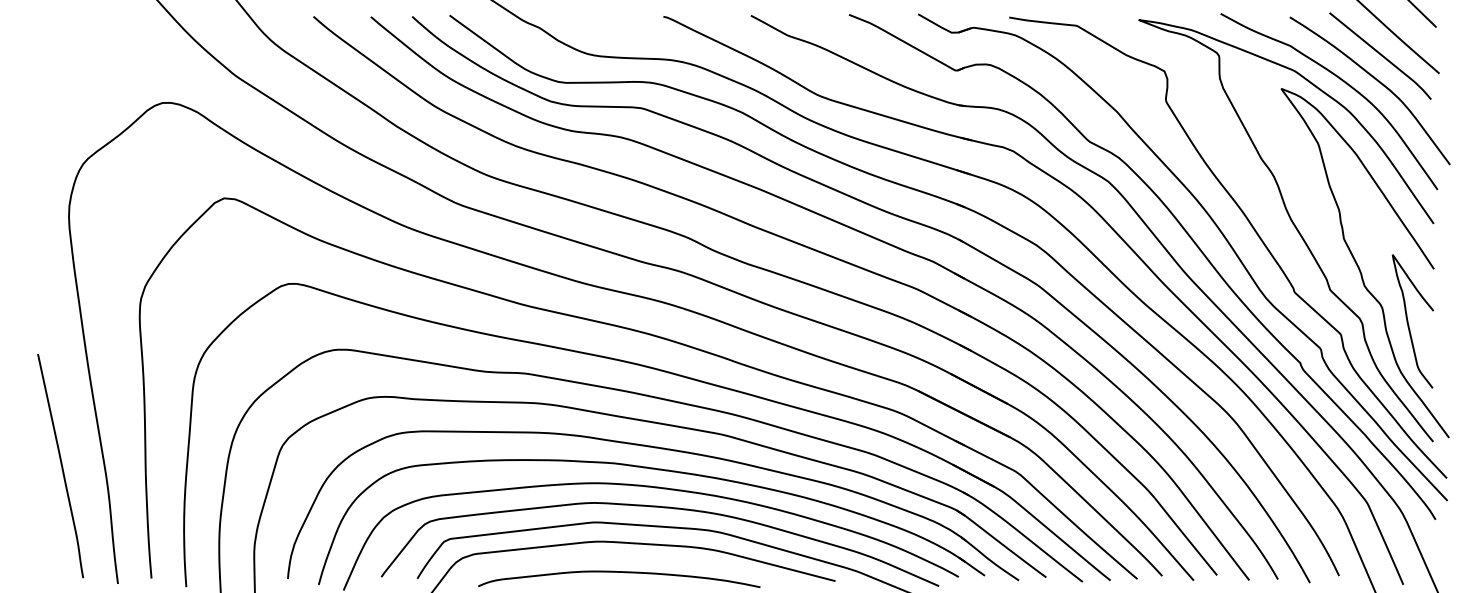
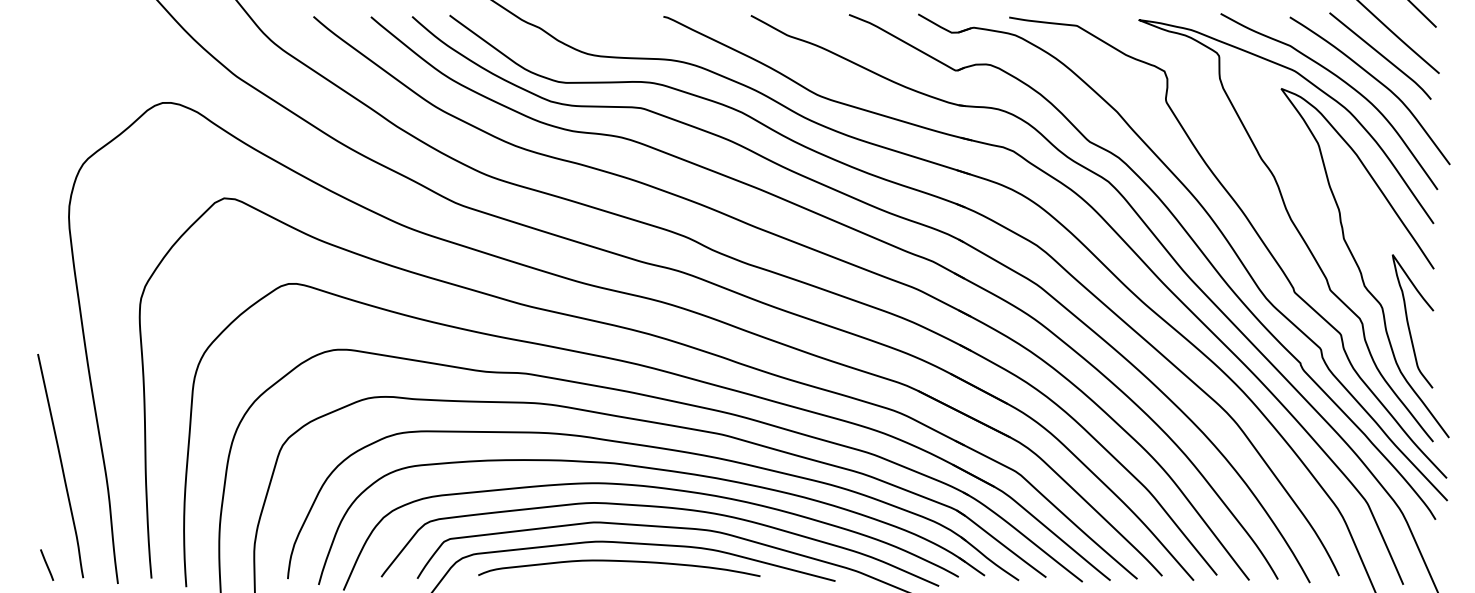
line: none -> present (47, 564)
curve position: (619, 572) -> (619, 561) (619, 561)
